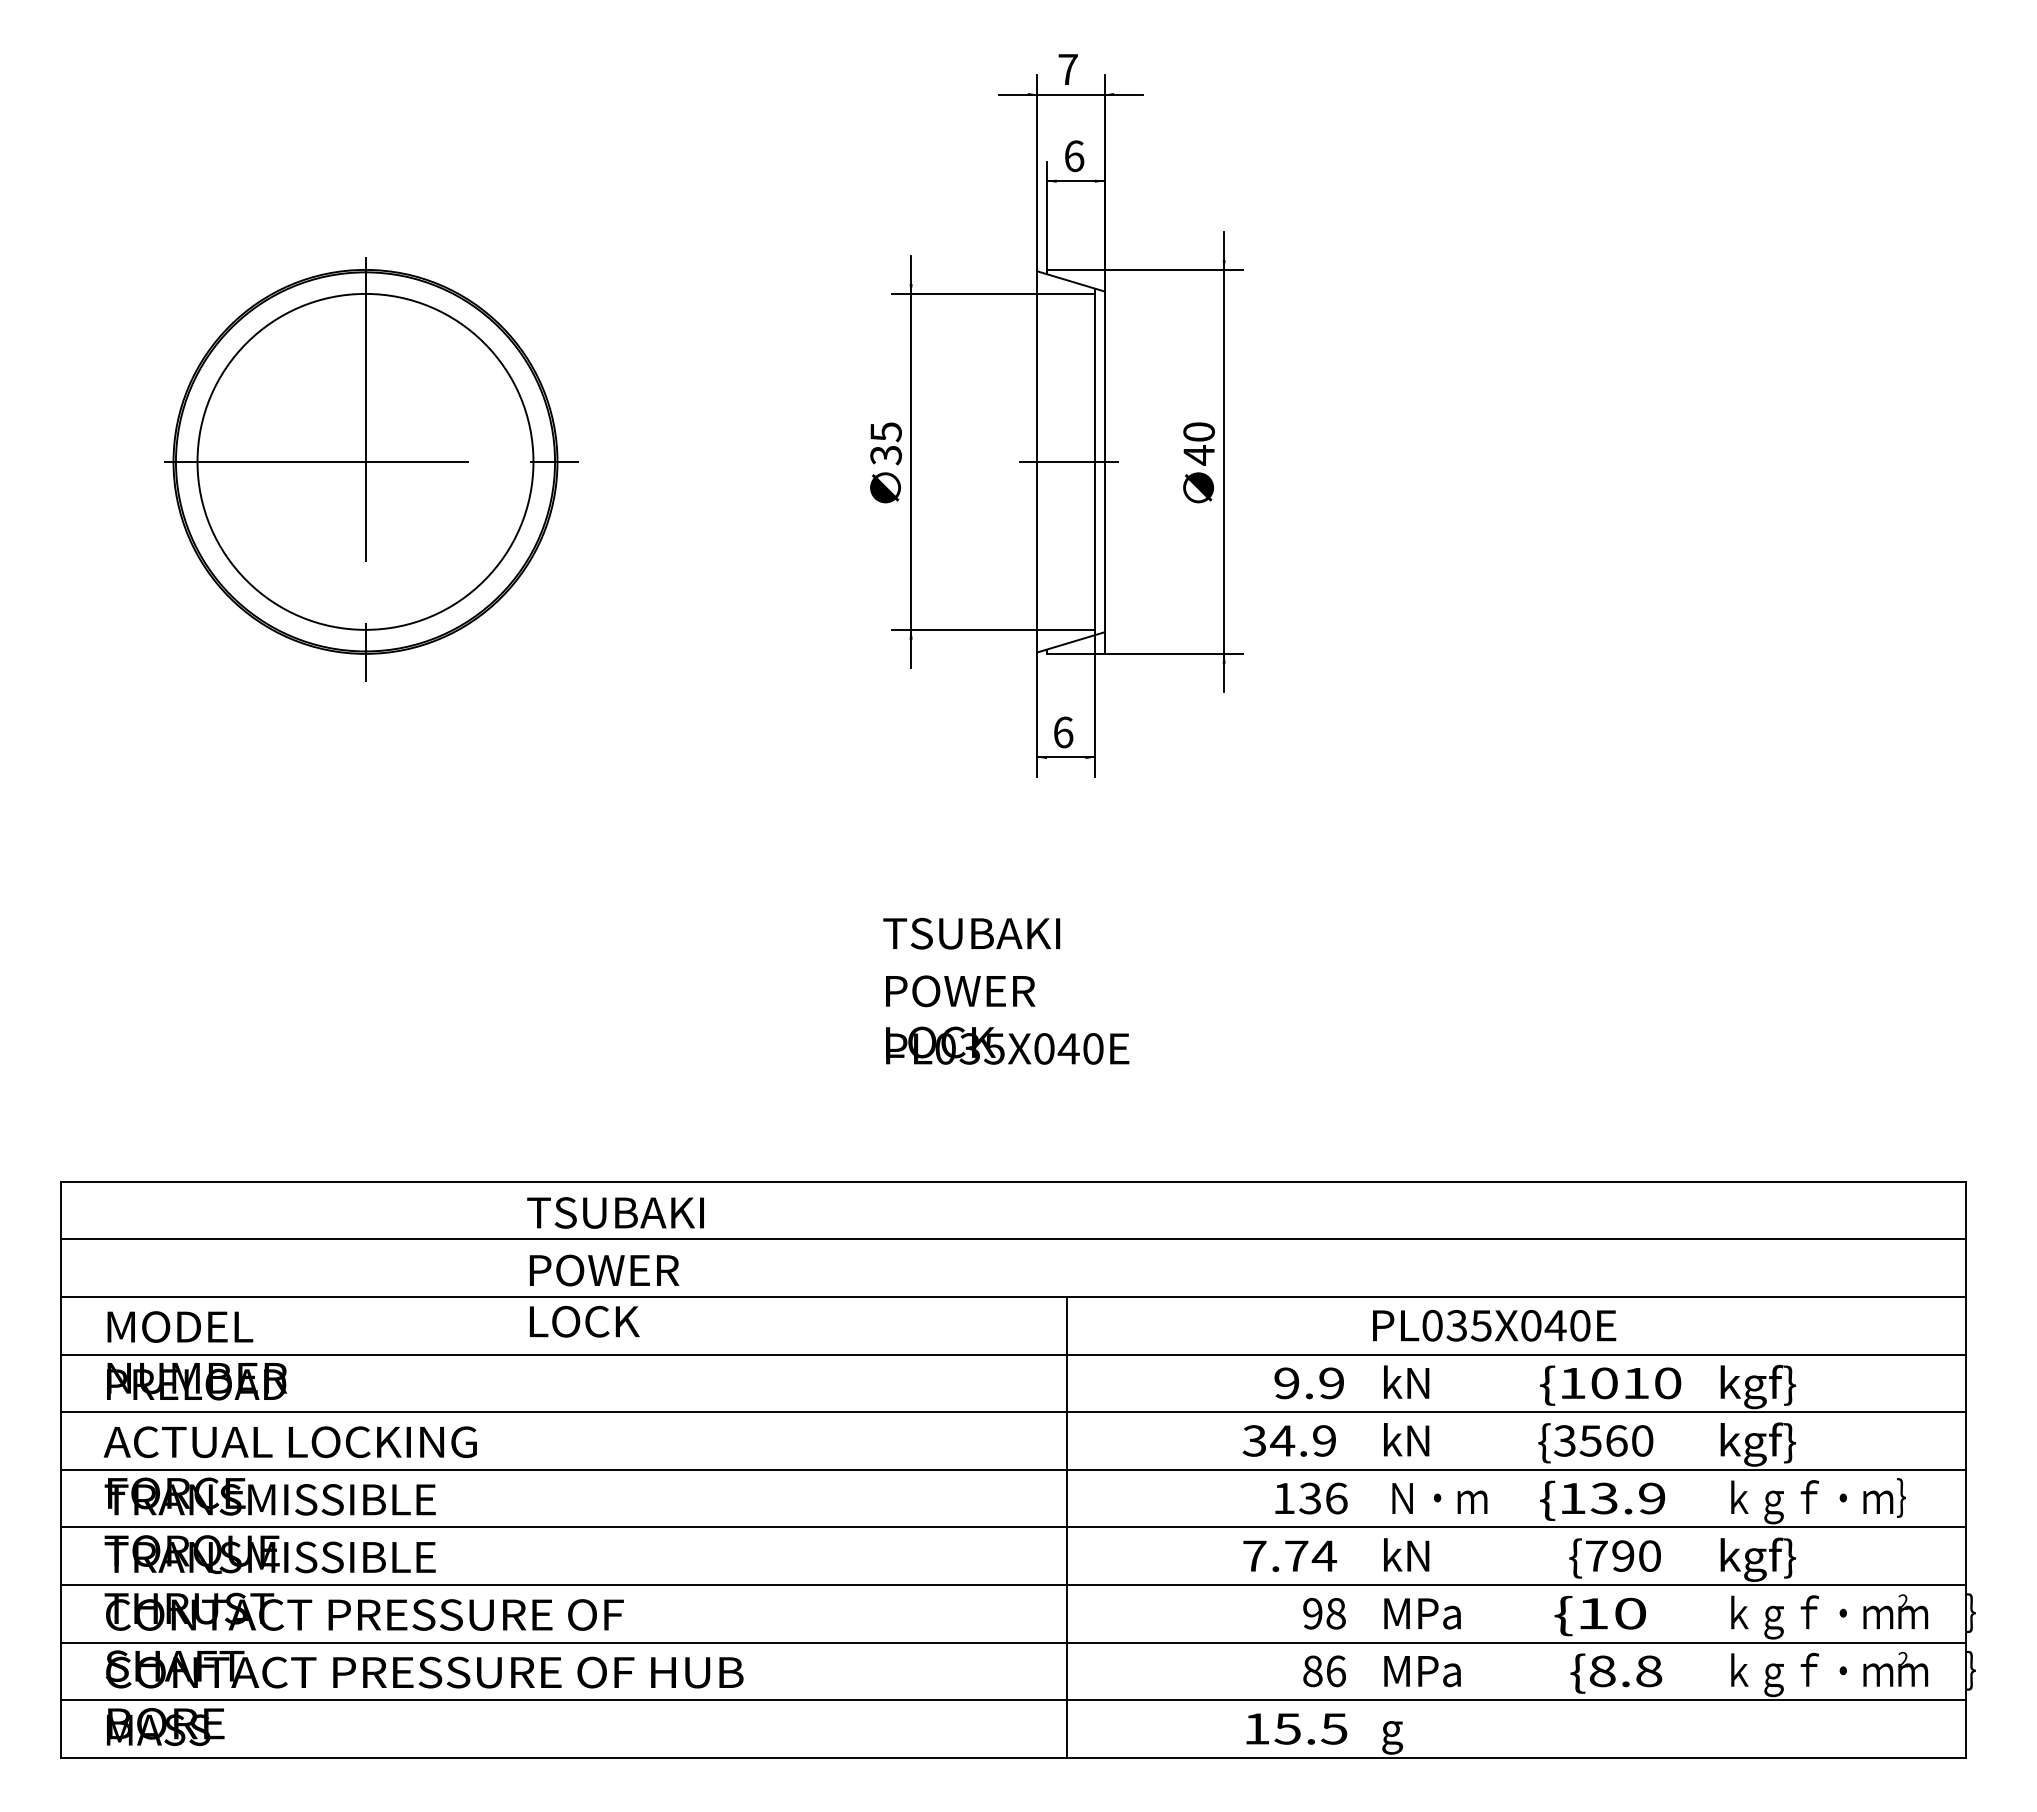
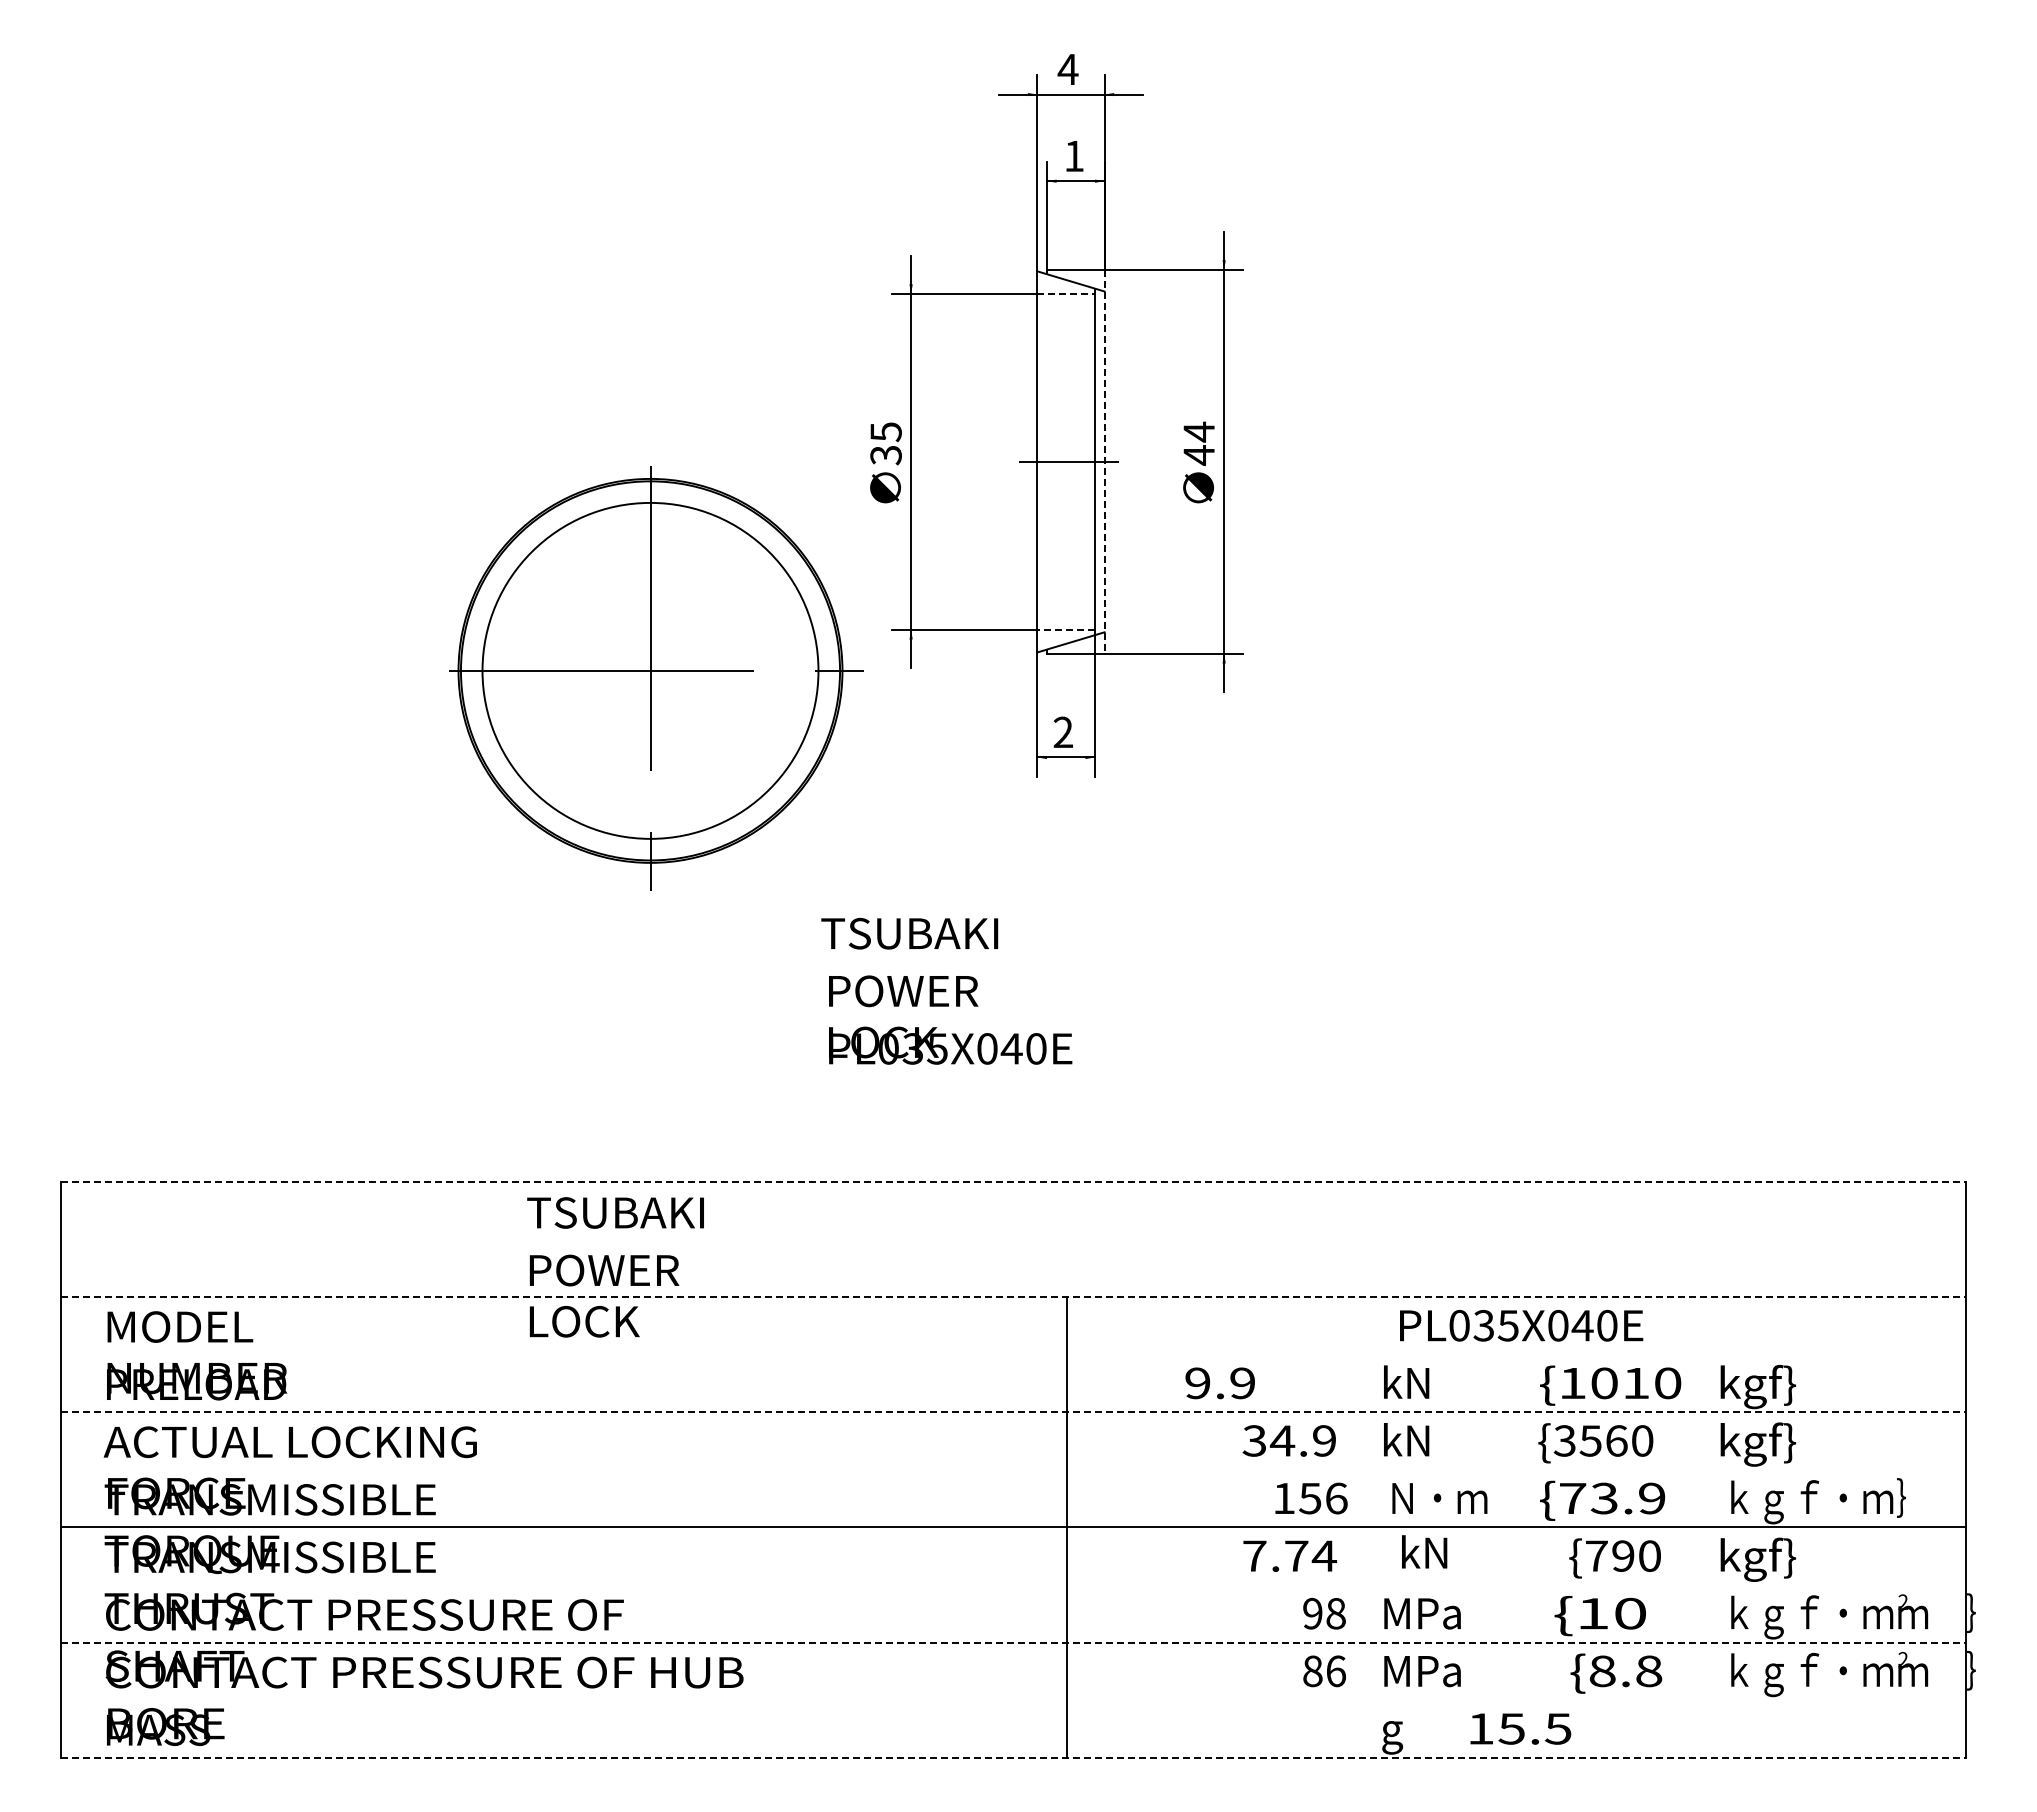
text: 7 -> 4 (1067, 69)
text: 6 -> 1 (1074, 156)
line: solid -> dashed (1066, 293)
text: 40 -> 44 (1198, 431)
line: solid -> dashed (1104, 461)
part position: (371, 469) -> (656, 678) (656, 678)
line: solid -> dashed (1066, 629)
text: 6 -> 2 (1063, 732)
text position: (971, 933) -> (909, 933) (909, 933)
text position: (1007, 1019) -> (950, 1019) (950, 1019)
line: solid -> dashed (1013, 1181)
line: present -> none (1013, 1239)
line: solid -> dashed (1013, 1297)
text position: (1494, 1325) -> (1521, 1325) (1521, 1325)
line: present -> none (1013, 1354)
text position: (1308, 1383) -> (1219, 1383) (1219, 1383)
line: solid -> dashed (1013, 1412)
line: present -> none (1013, 1469)
text: 136 -> 156 (1310, 1497)
text: 13.9 -> 73.9 (1573, 1498)
text position: (1406, 1554) -> (1424, 1551) (1424, 1551)
line: present -> none (1013, 1584)
line: solid -> dashed (1013, 1642)
line: present -> none (1013, 1700)
text position: (1296, 1728) -> (1520, 1728) (1520, 1728)
line: solid -> dashed (1013, 1757)
